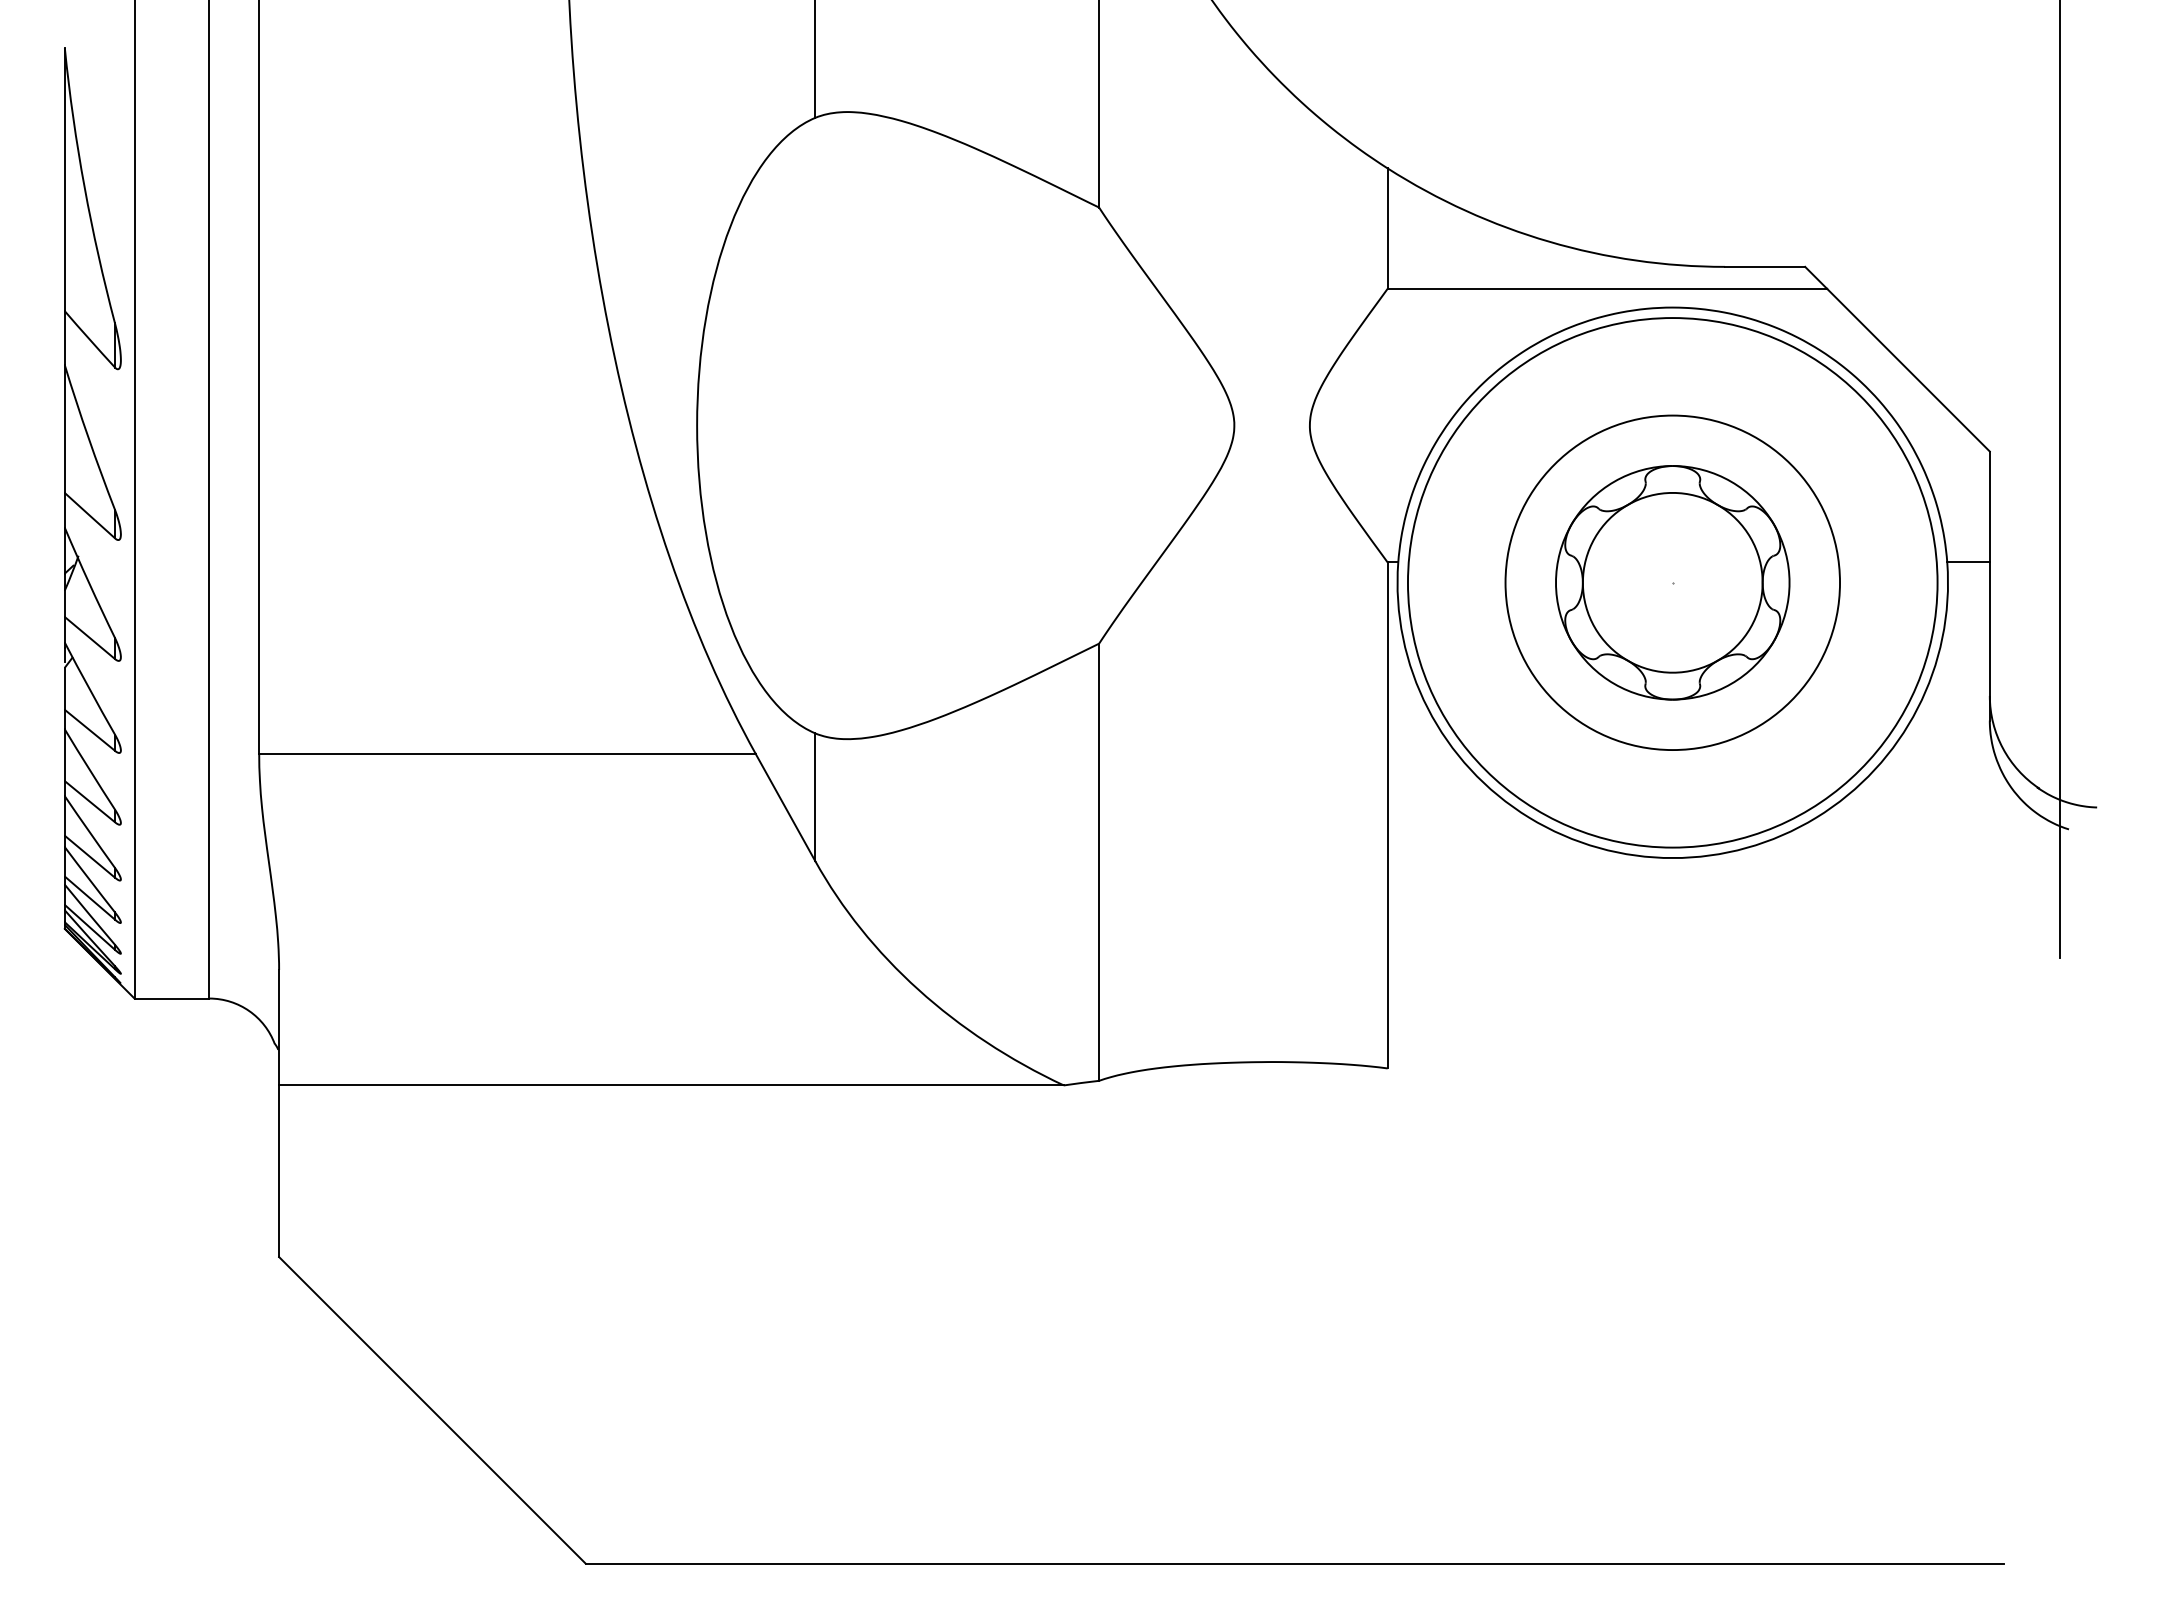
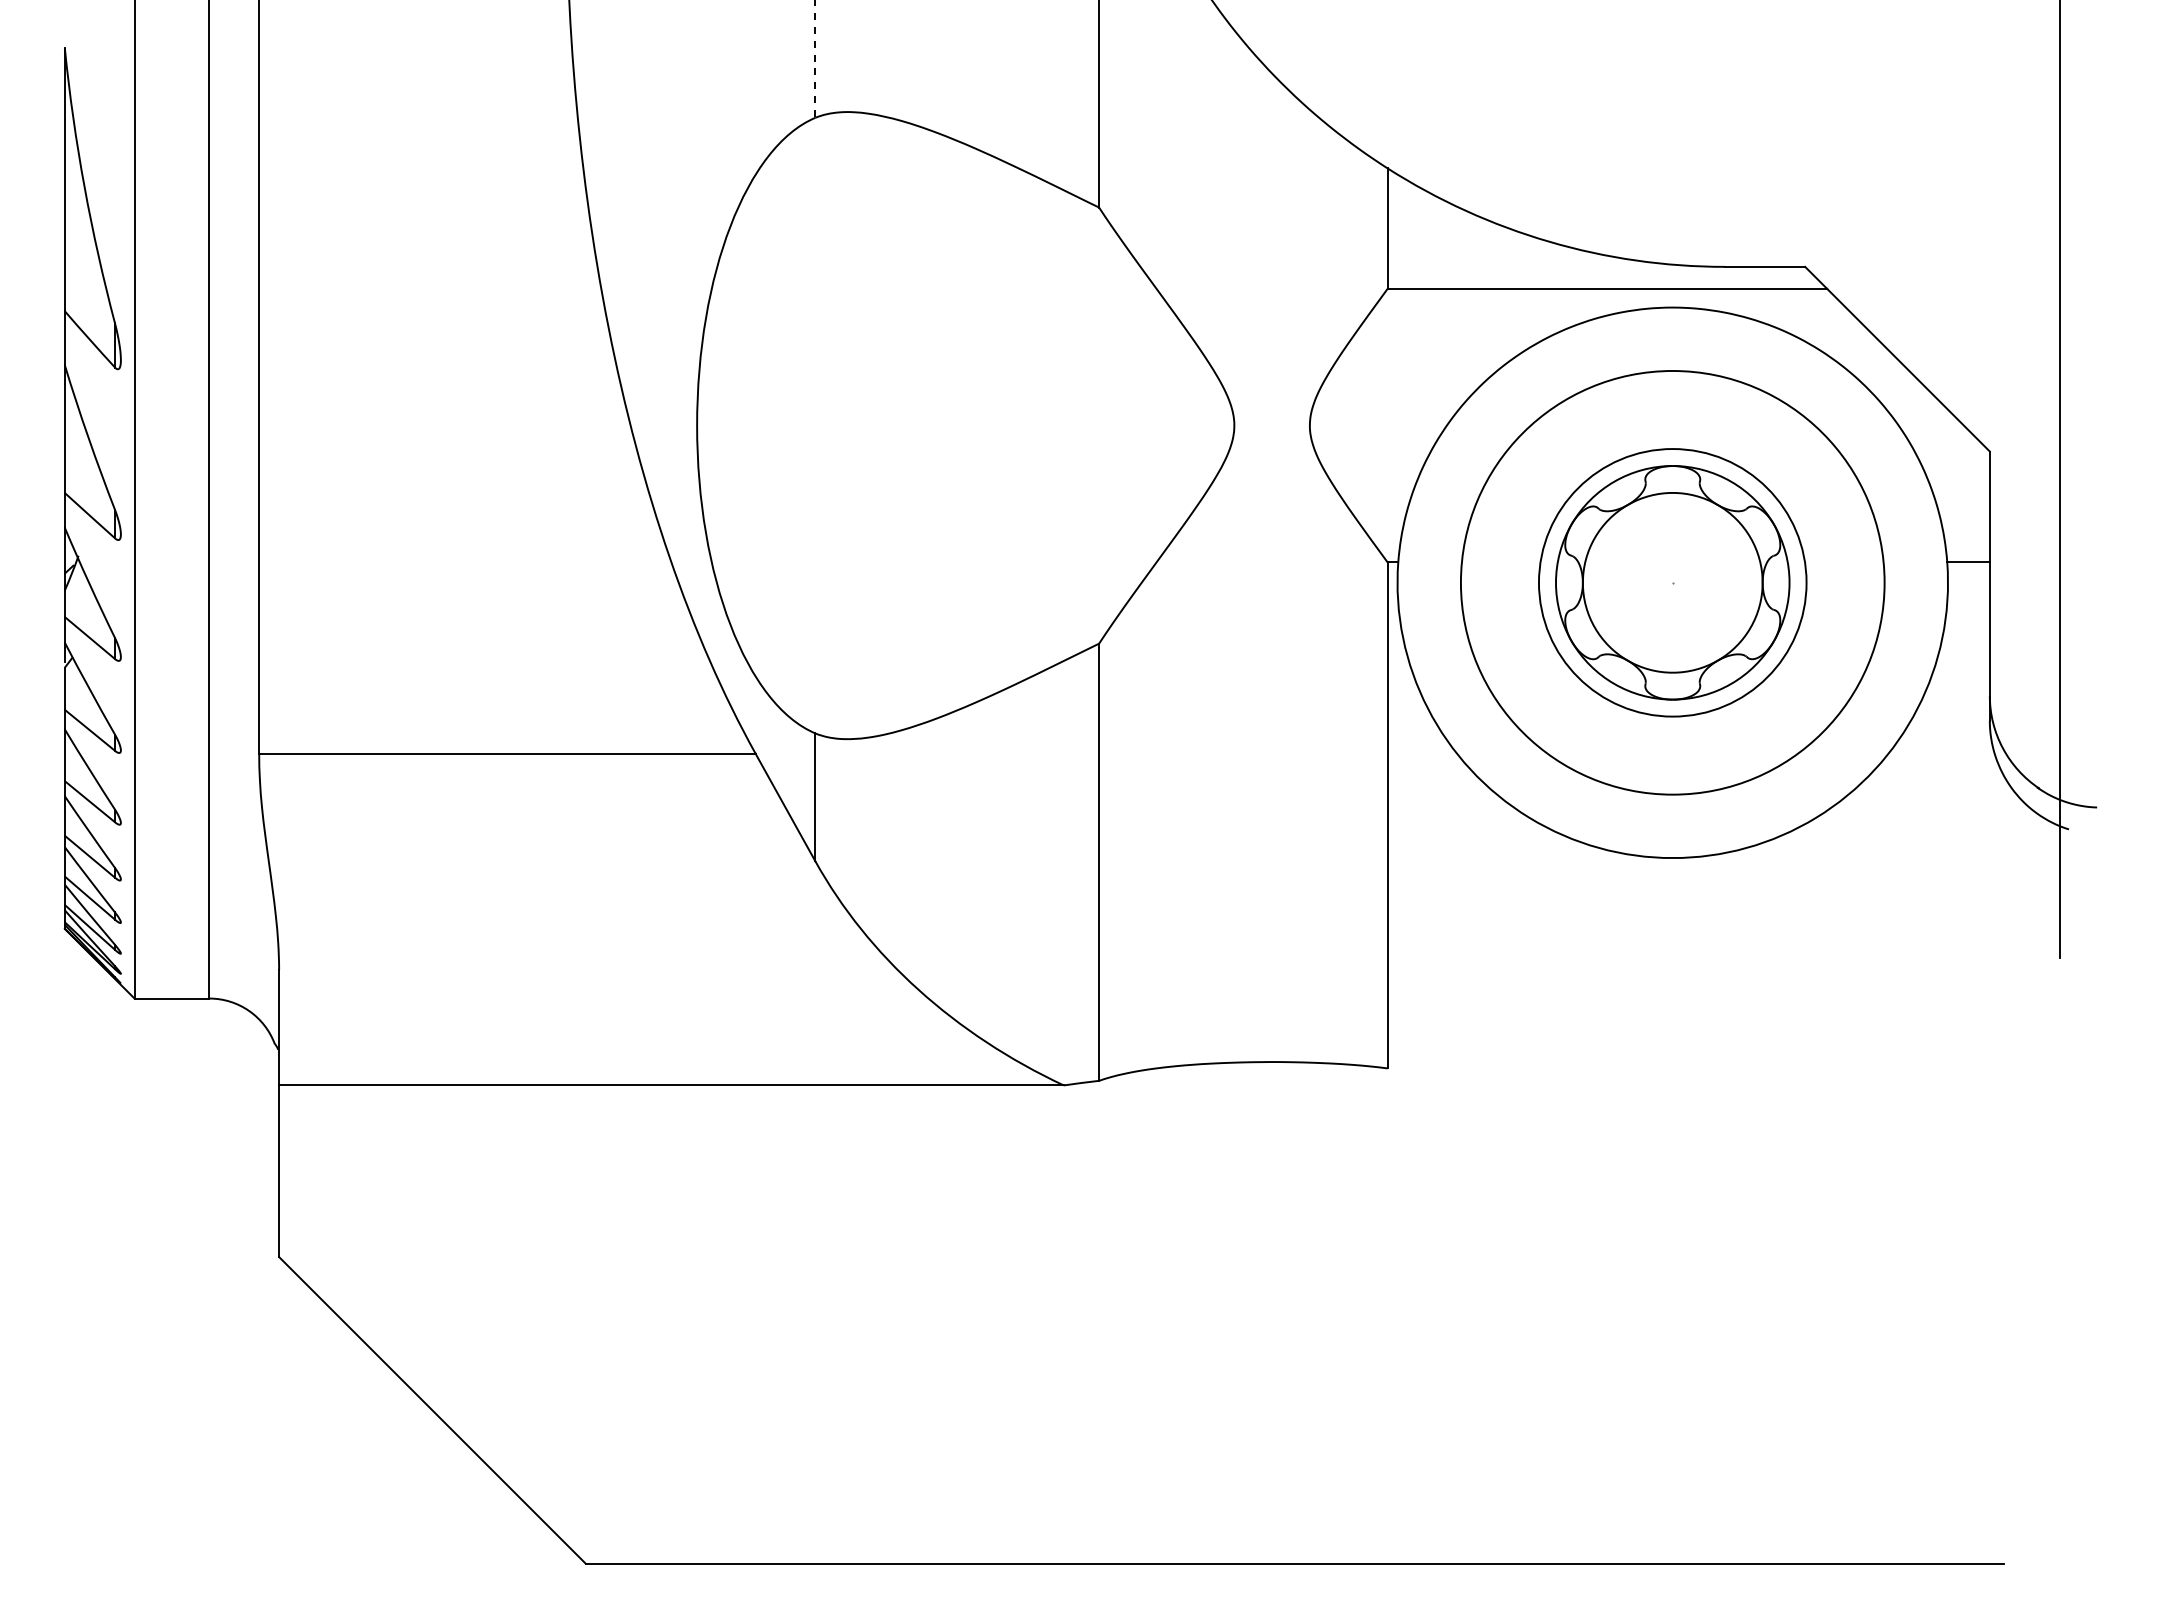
line: solid -> dashed (815, 59)
circle diameter: 334 px -> 268 px (1672, 582)
circle diameter: 530 px -> 424 px (1672, 582)
